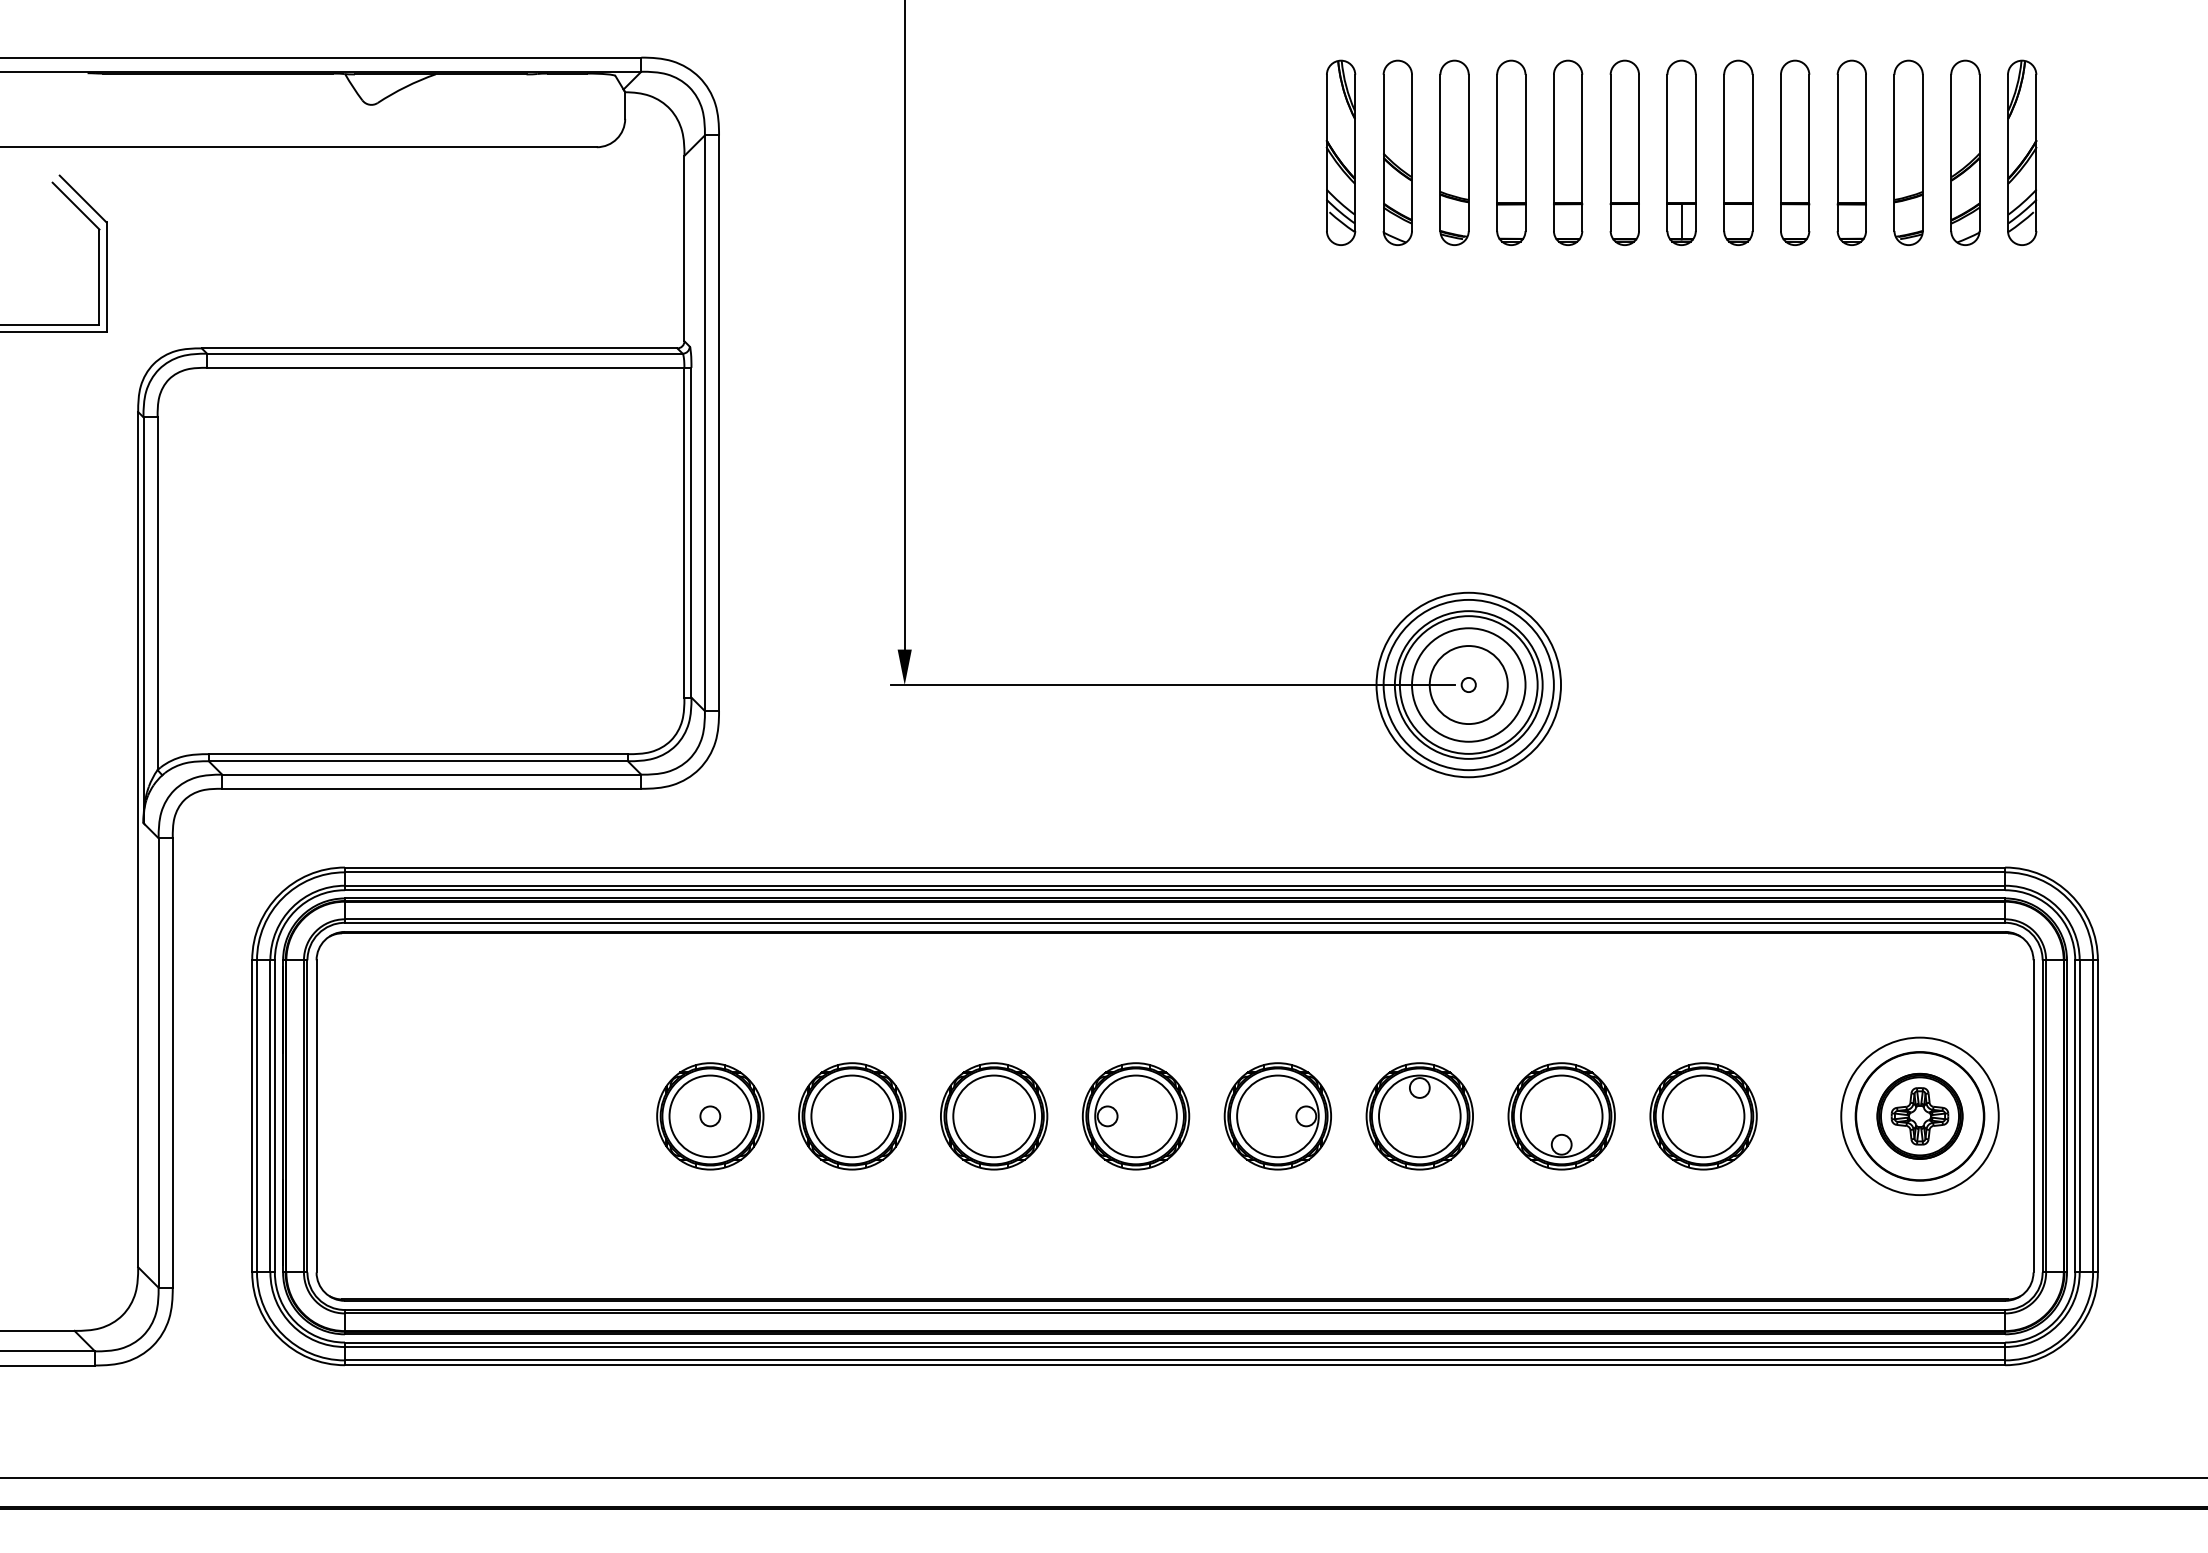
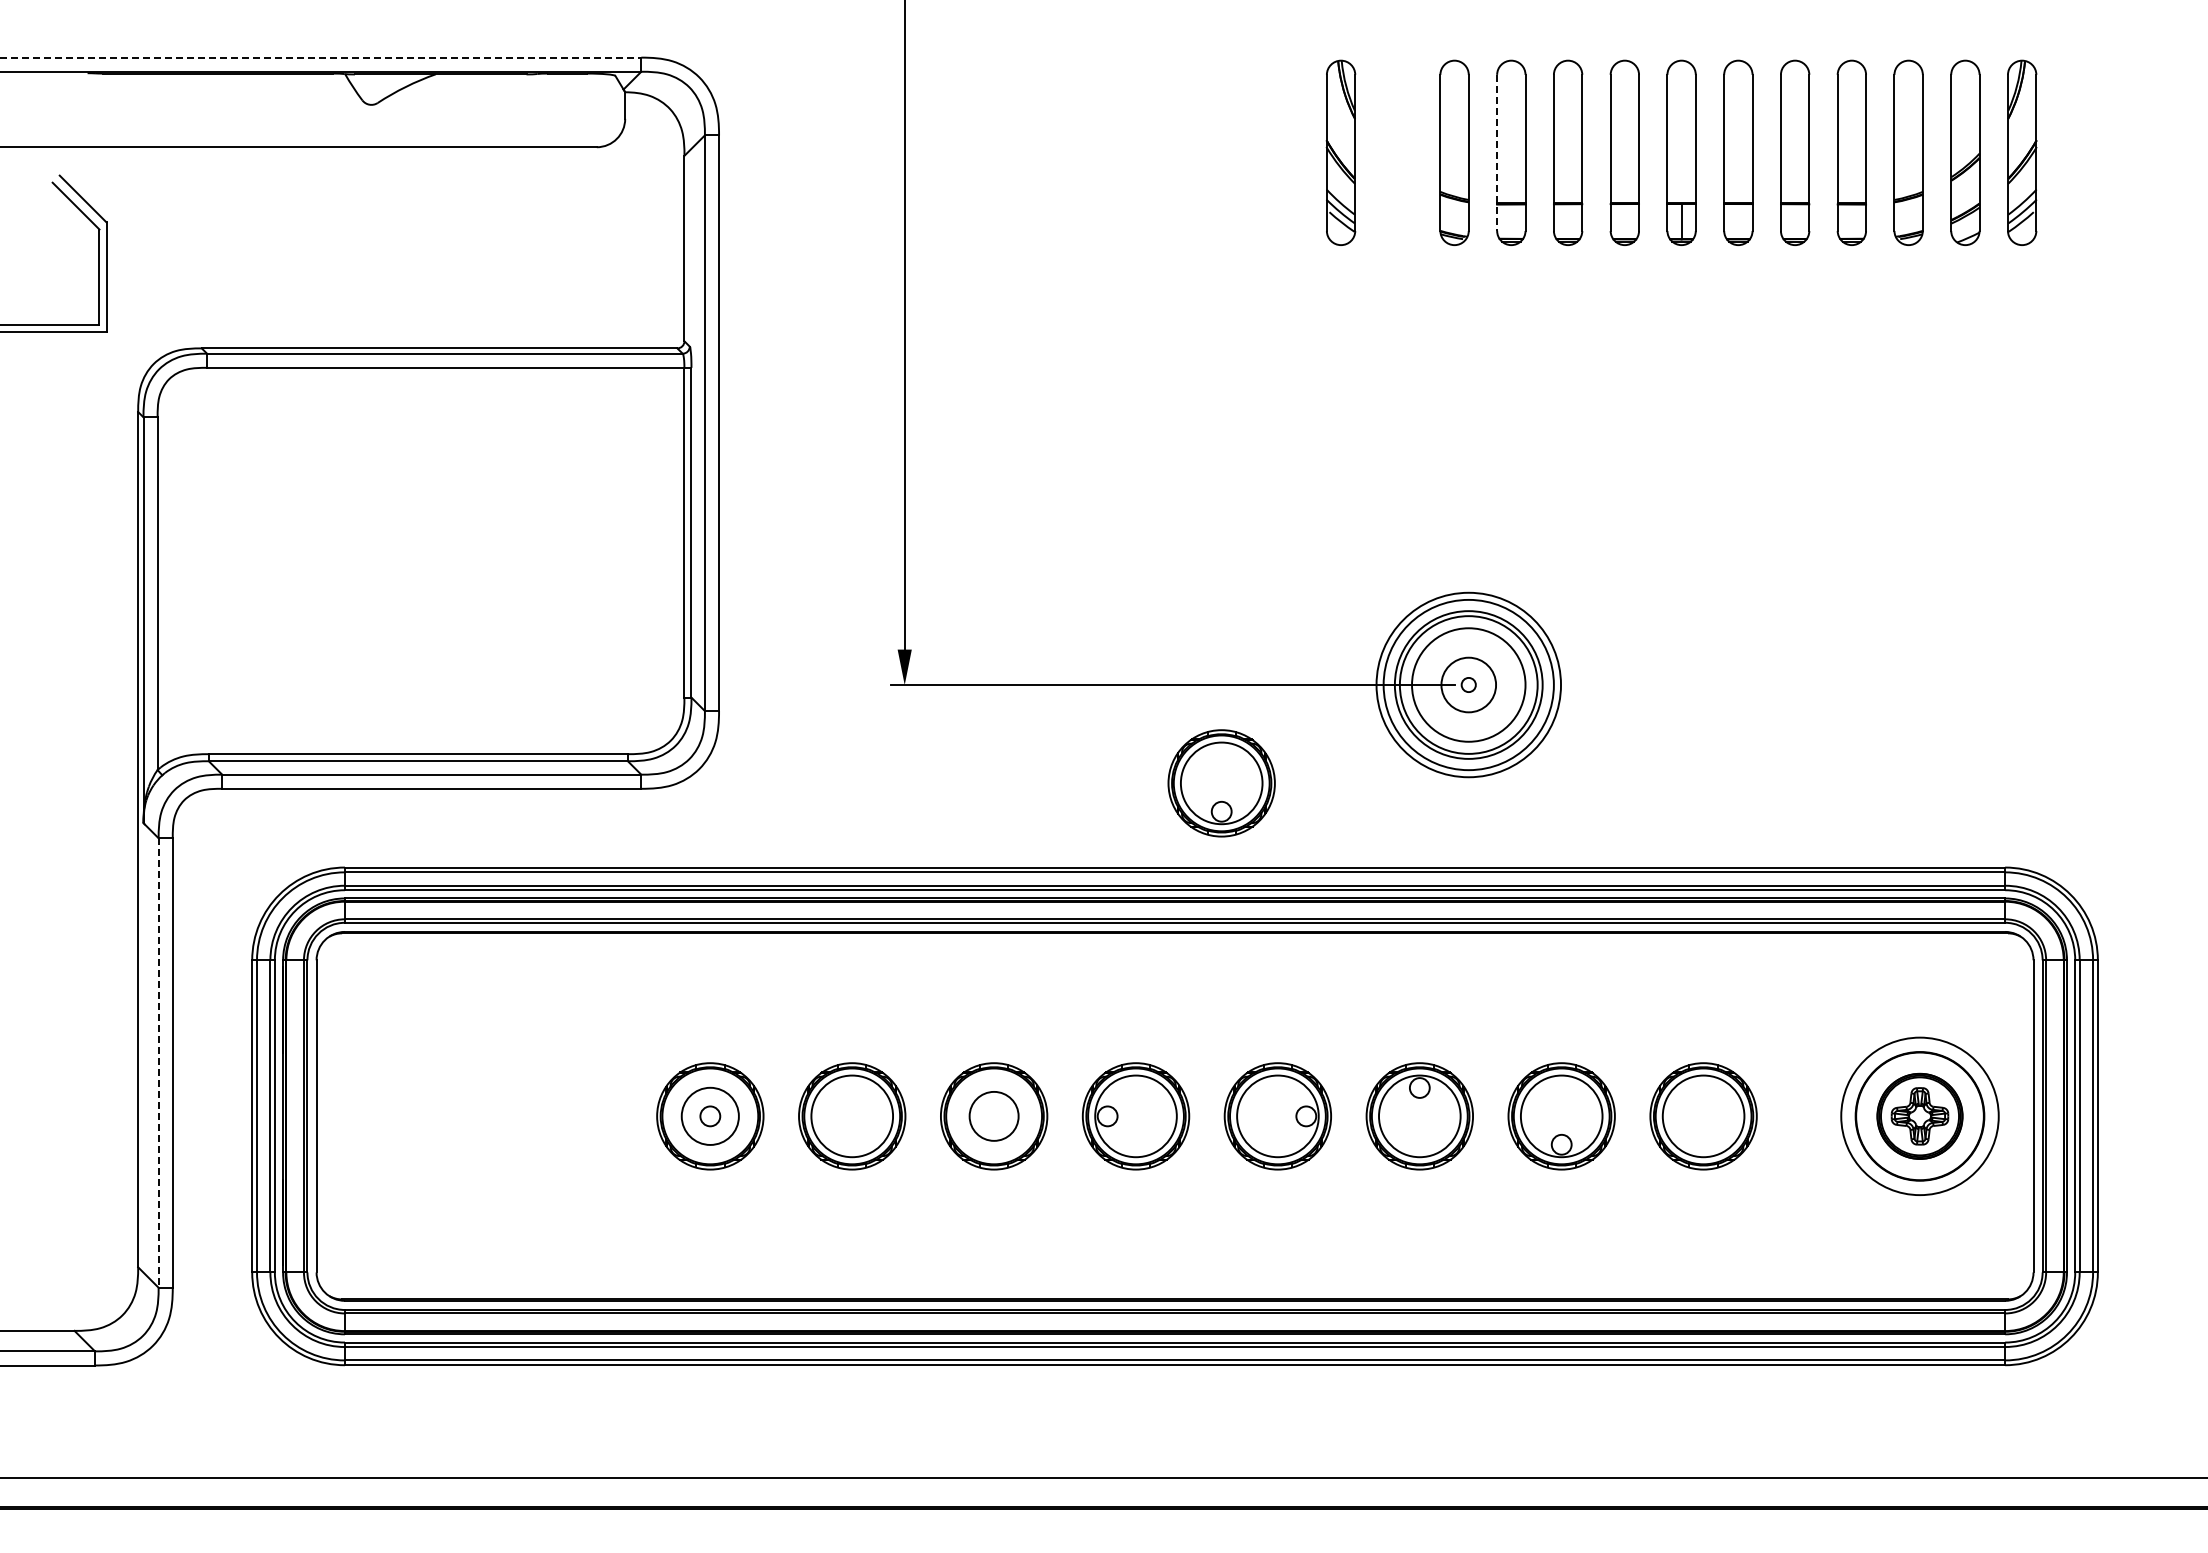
line: solid -> dashed (321, 57)
part: present -> none (1397, 152)
line: solid -> dashed (1497, 153)
circle diameter: 78 px -> 55 px (1468, 684)
part: none -> present (1221, 783)
line: solid -> dashed (158, 1063)
circle diameter: 82 px -> 57 px (709, 1115)
circle diameter: 82 px -> 49 px (993, 1115)
